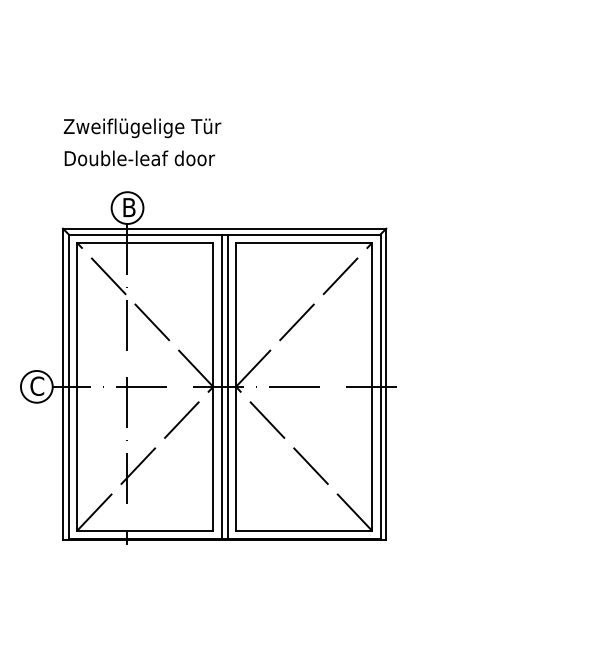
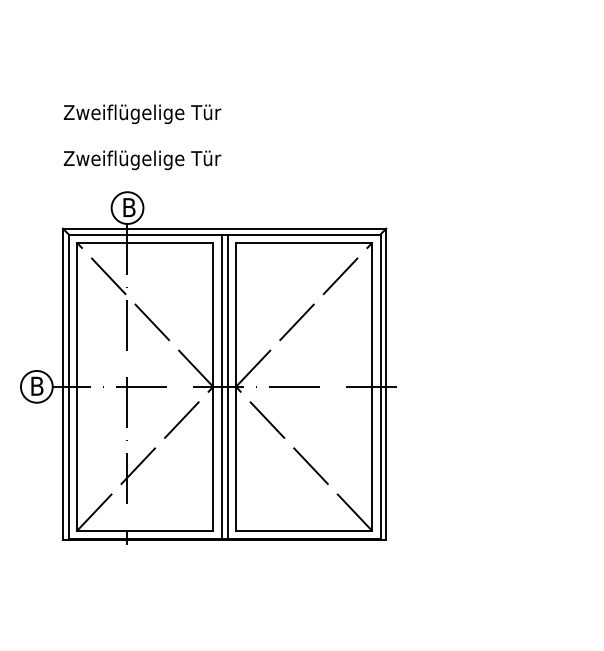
text position: (142, 128) -> (142, 114) (142, 114)
text: Double-leaf door -> Zweiflügelige Tür (142, 160)
text: C -> B (37, 386)
